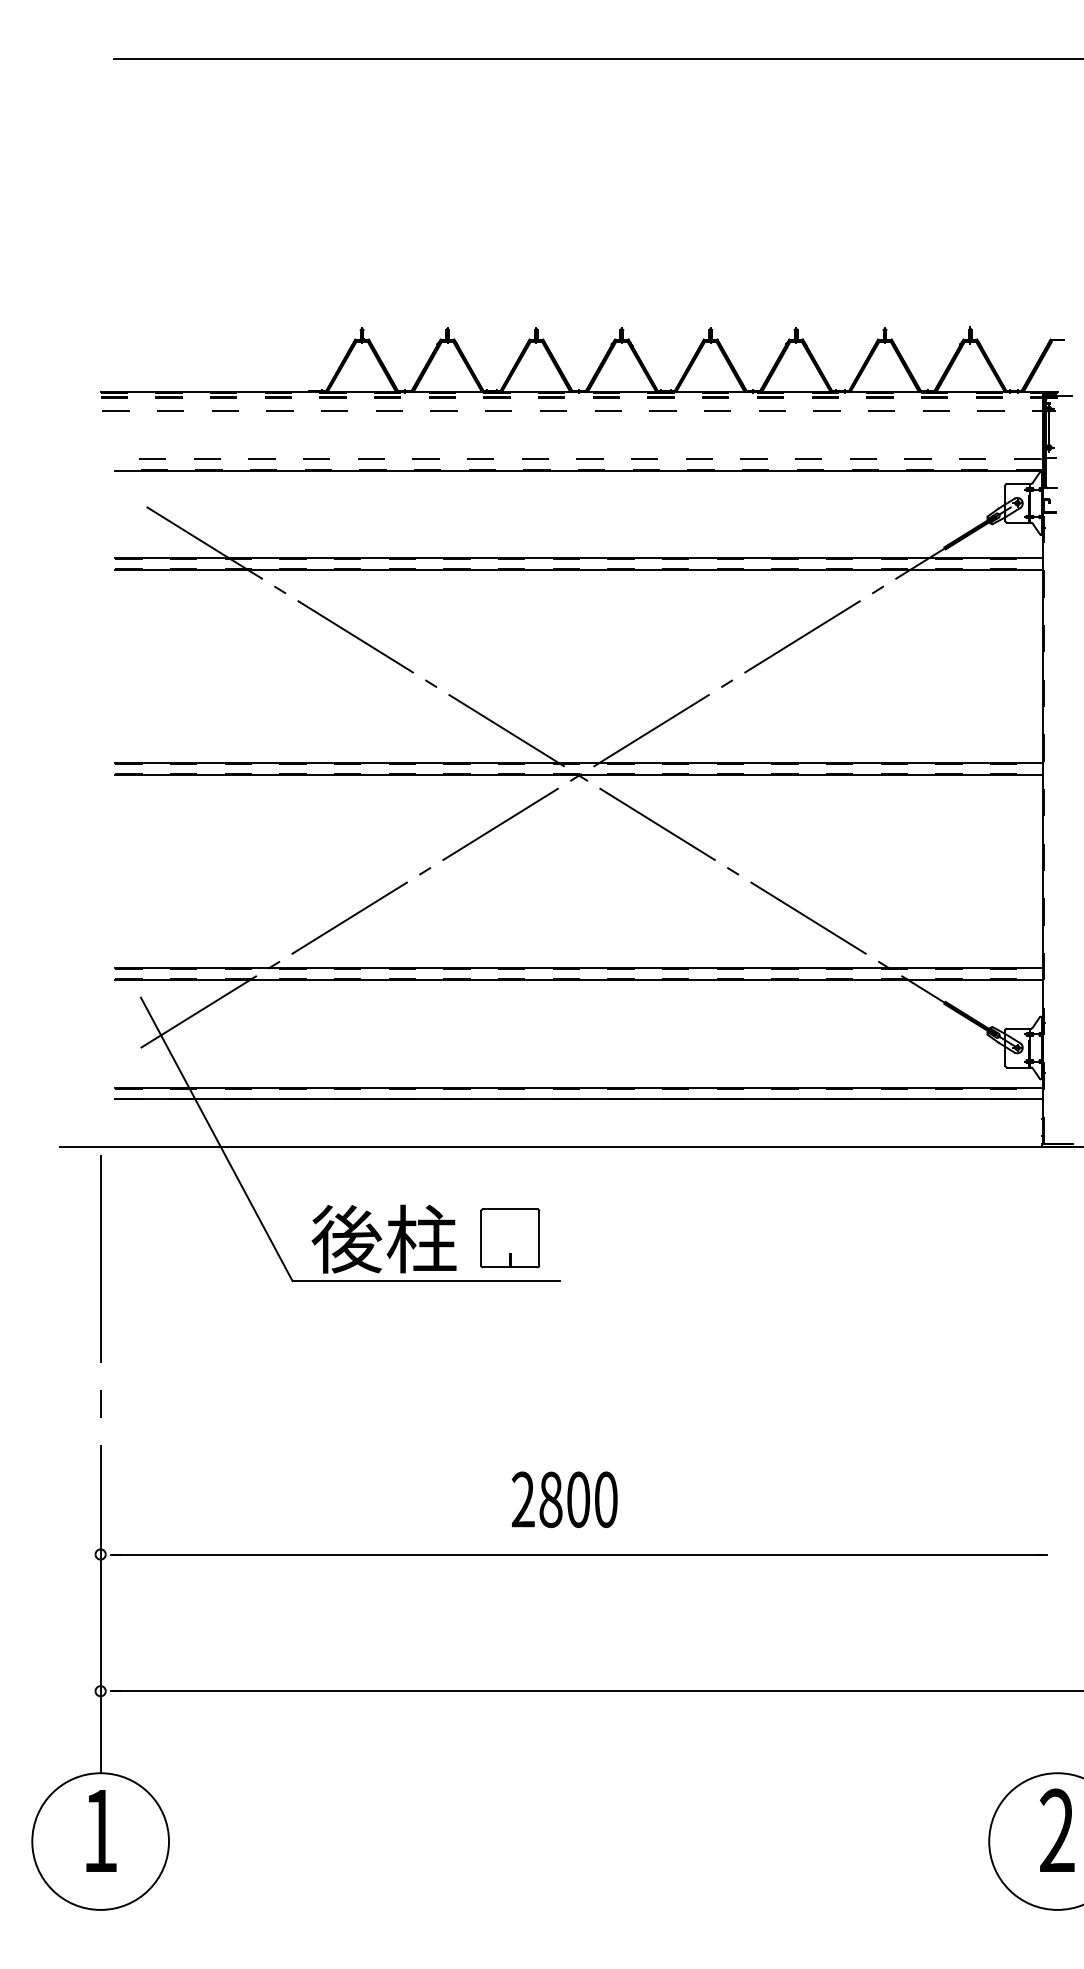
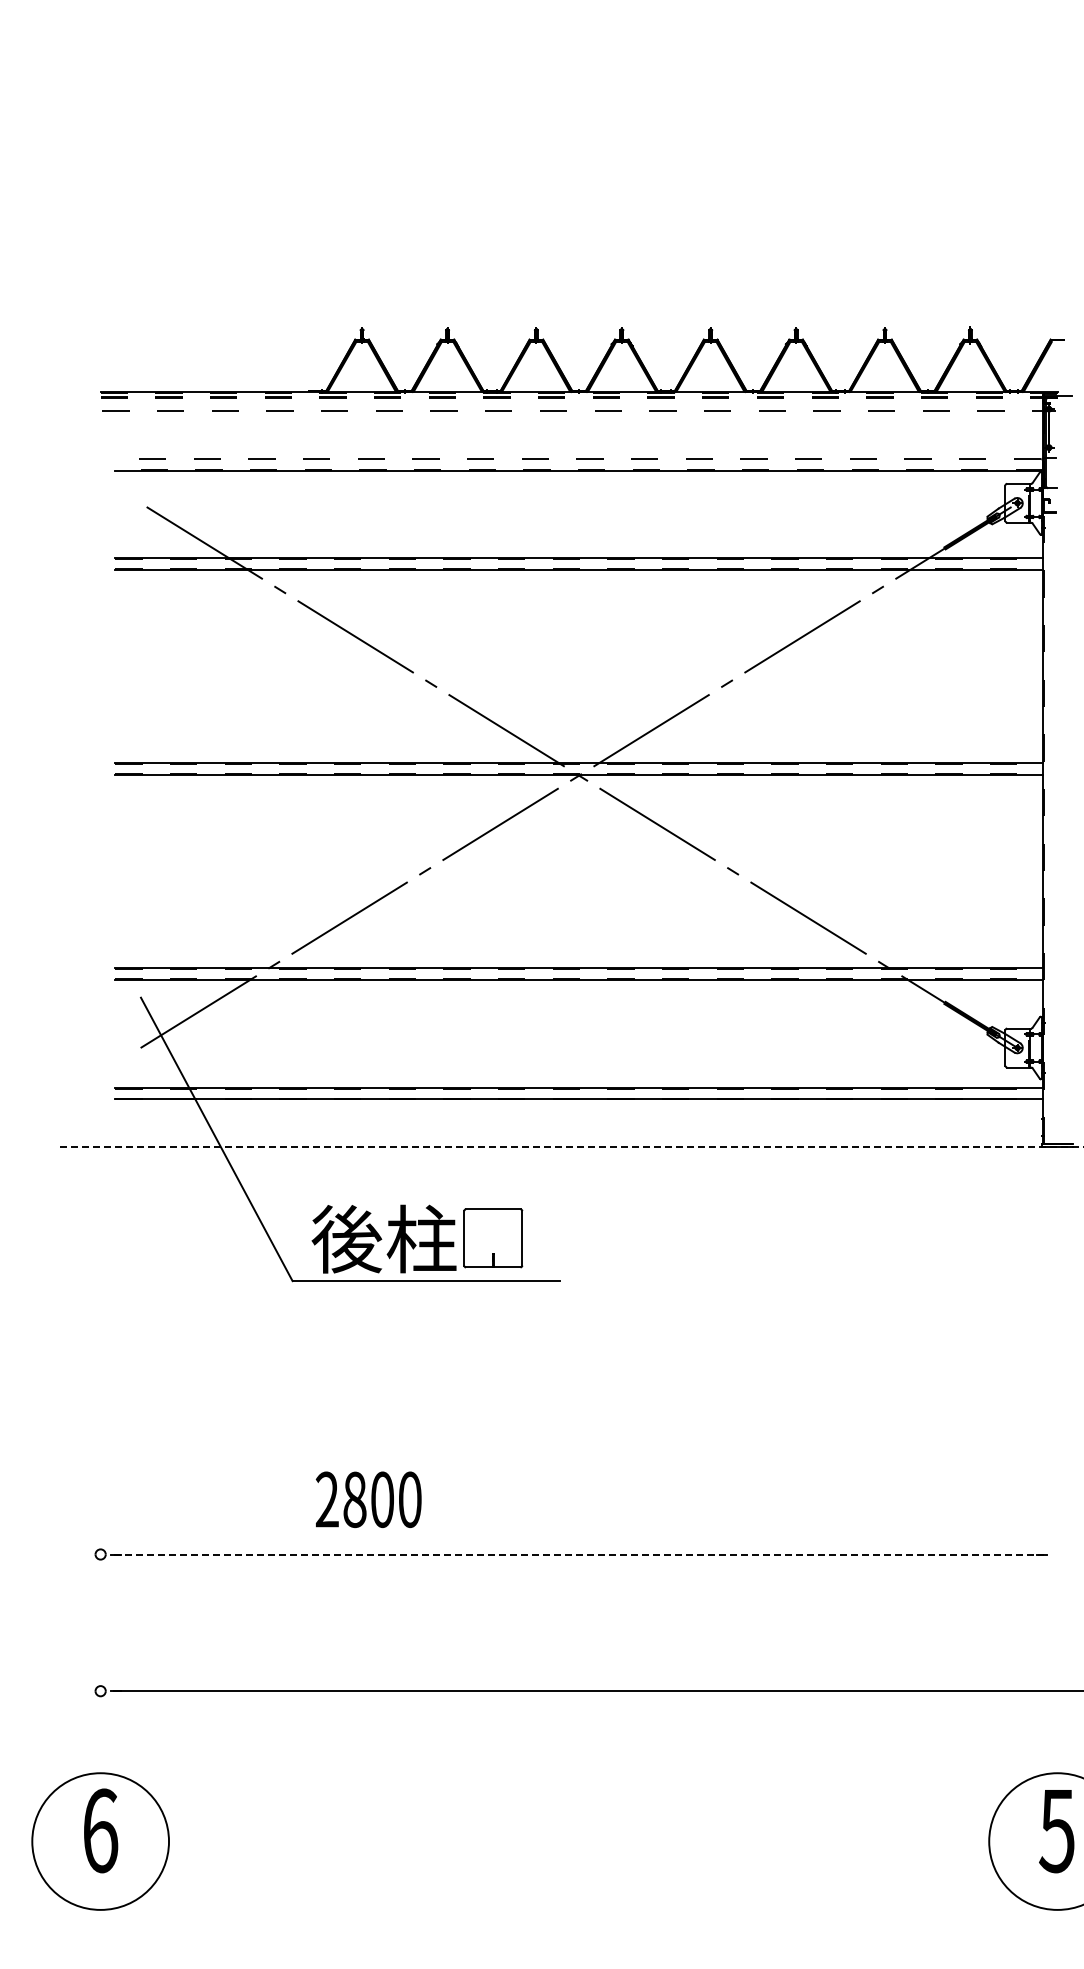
line: present -> none (597, 59)
line: solid -> dashed (571, 1147)
part position: (510, 1238) -> (493, 1238) (493, 1238)
line: present -> none (100, 1464)
text position: (564, 1499) -> (368, 1499) (368, 1499)
line: solid -> dashed (579, 1554)
text: 1 -> 6 (101, 1830)
text: 2 -> 5 (1056, 1830)
